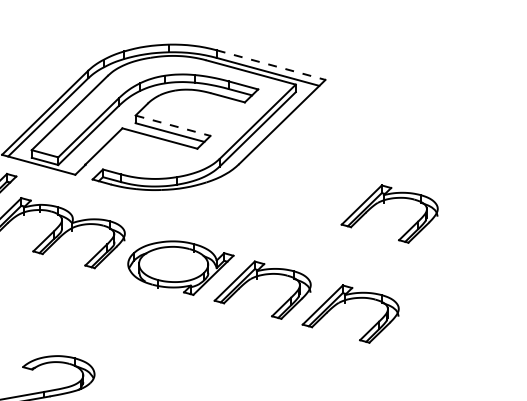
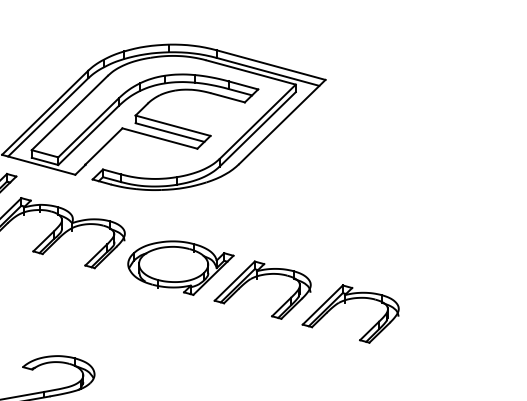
line: dashed -> solid (271, 65)
line: dashed -> solid (173, 125)
part: present -> none (384, 203)
